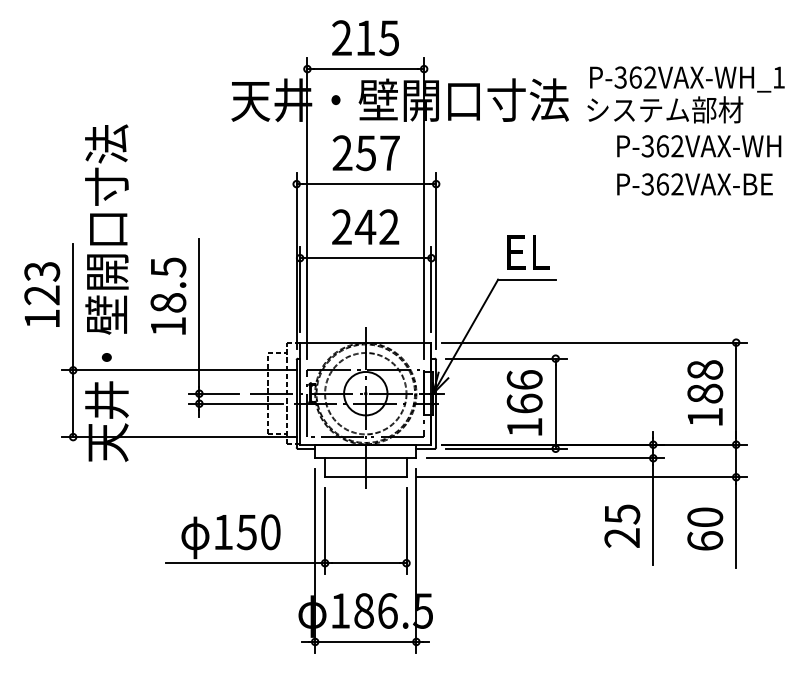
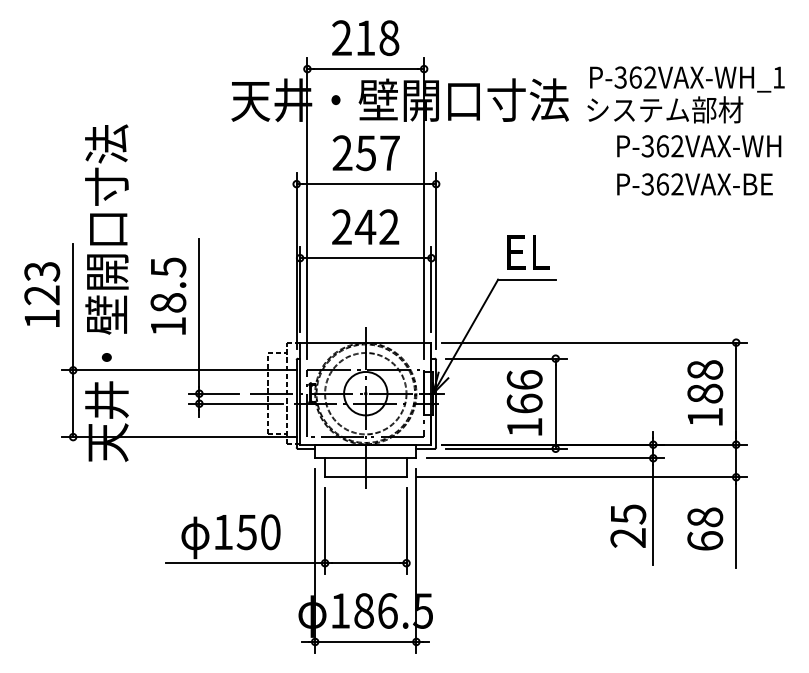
text: 215 -> 218 (389, 37)
text: 60 -> 68 (705, 517)
text position: (622, 525) -> (628, 525) (628, 525)
